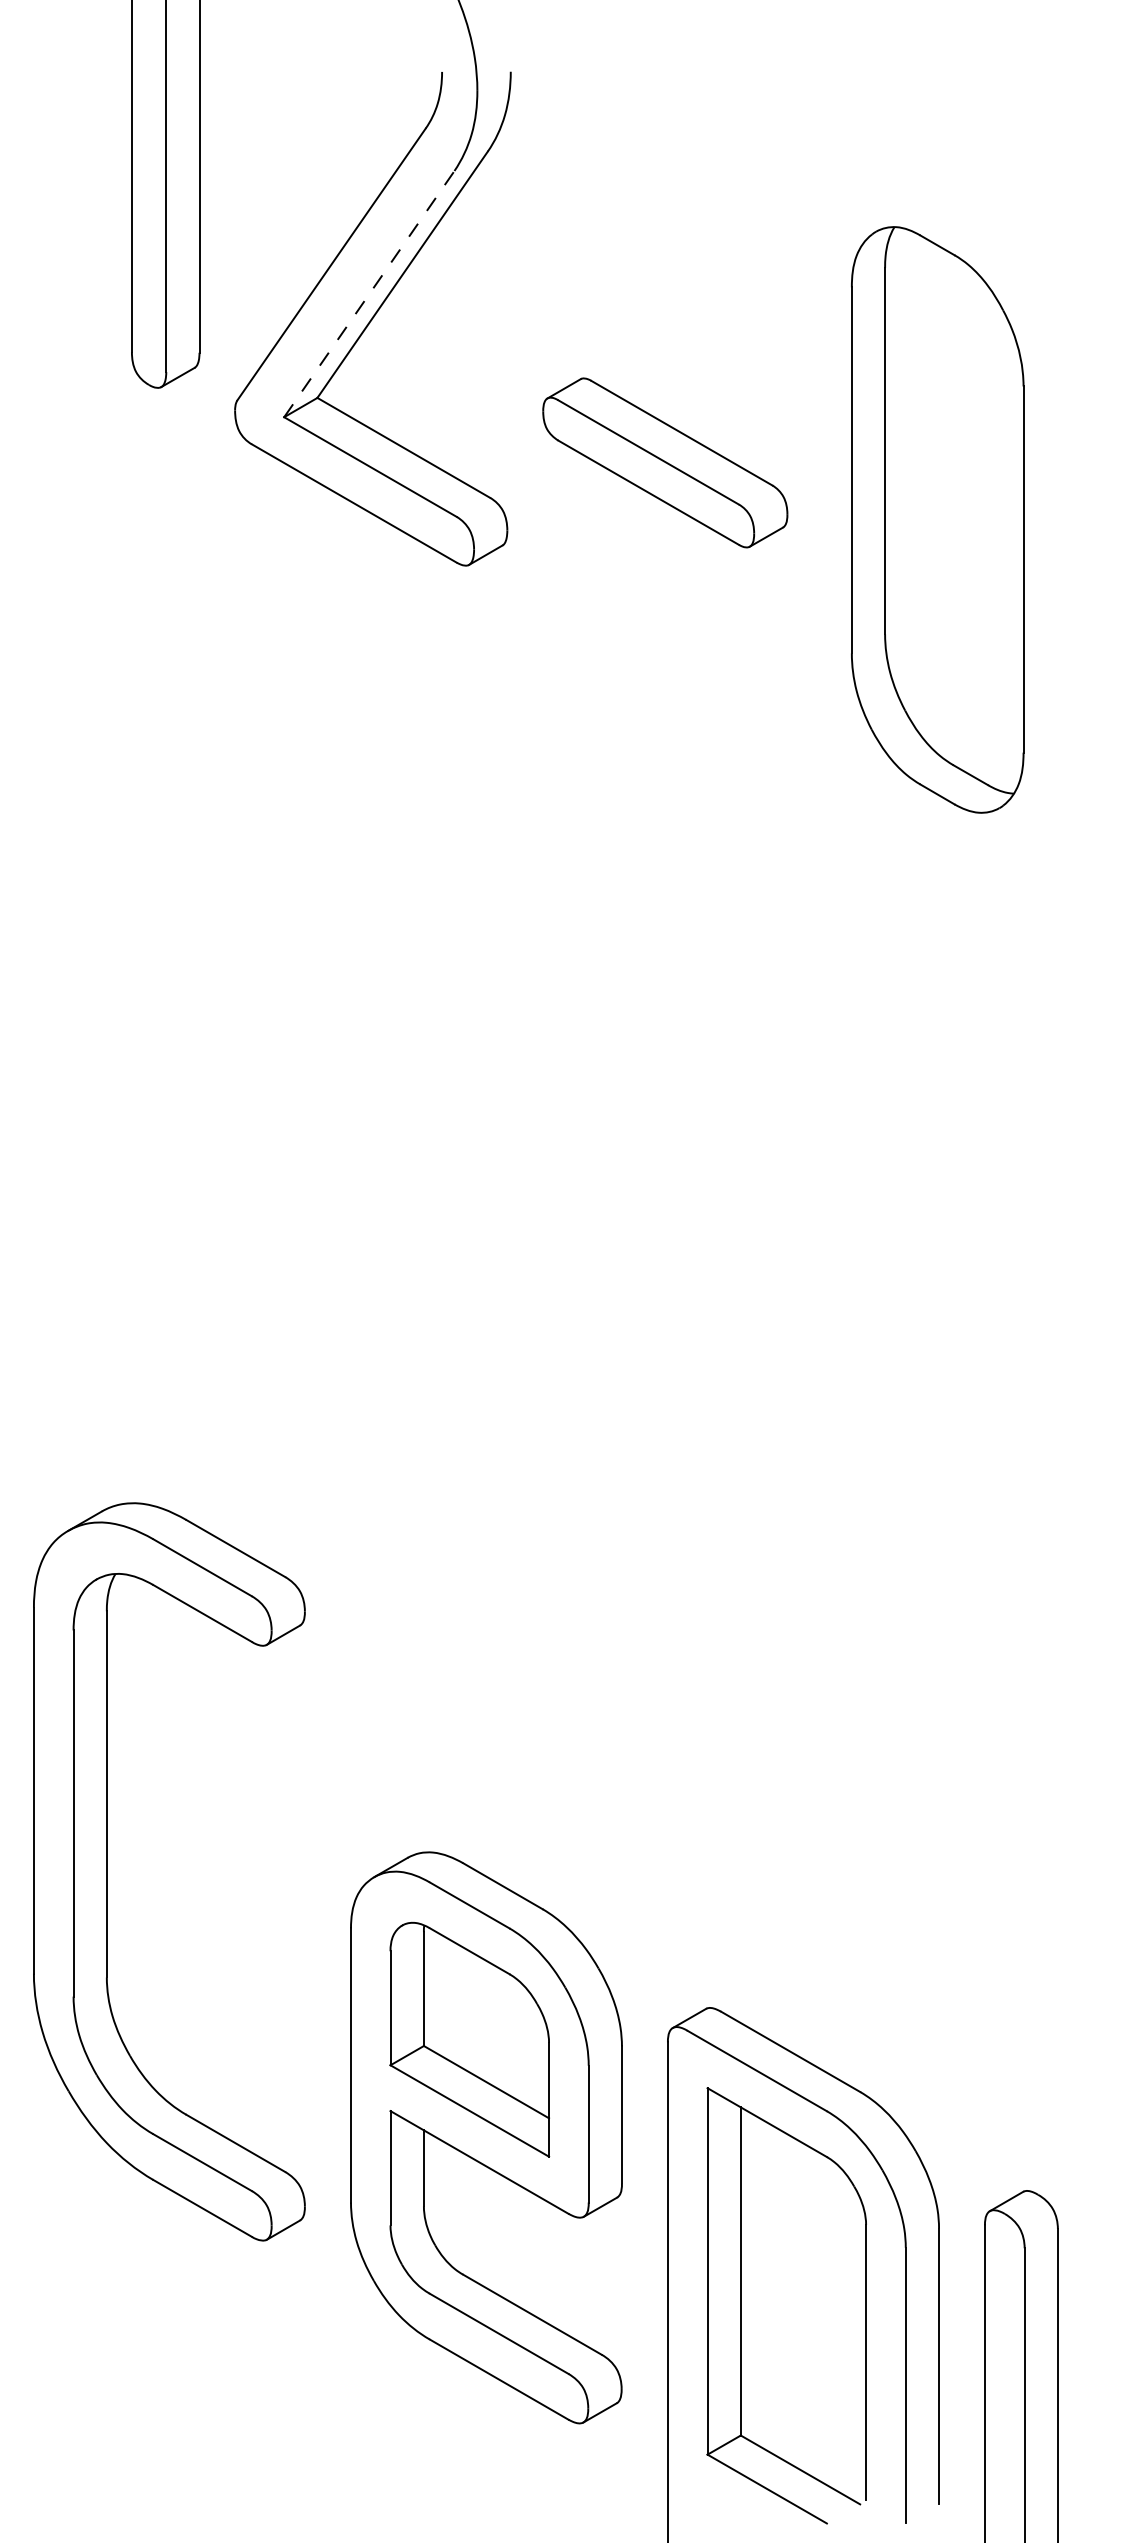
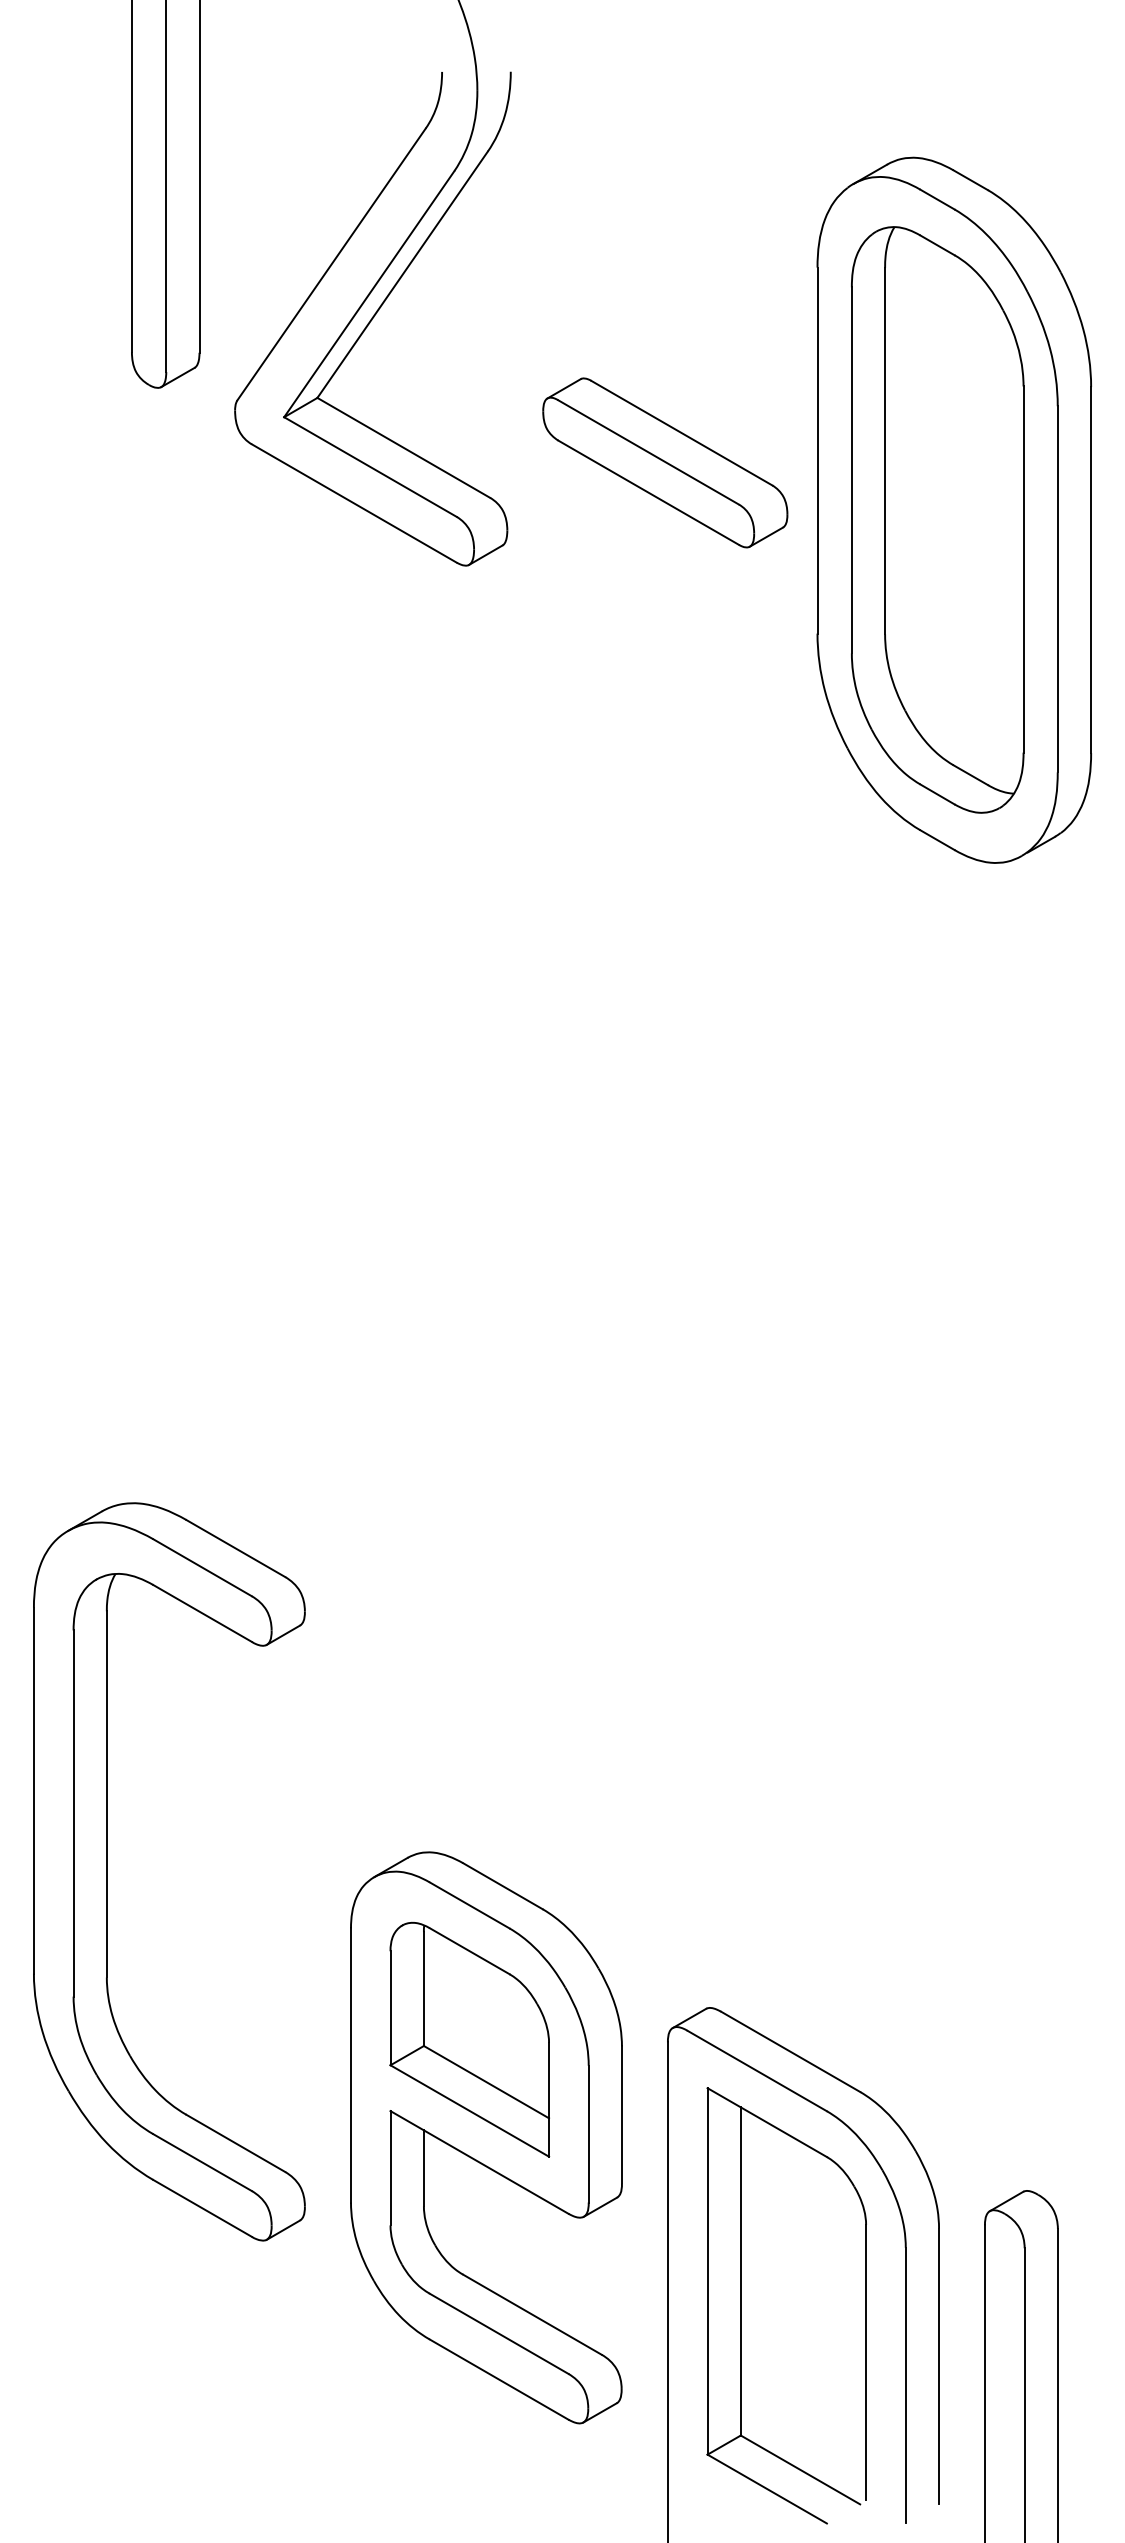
line: dashed -> solid (369, 294)
part: none -> present (953, 509)
